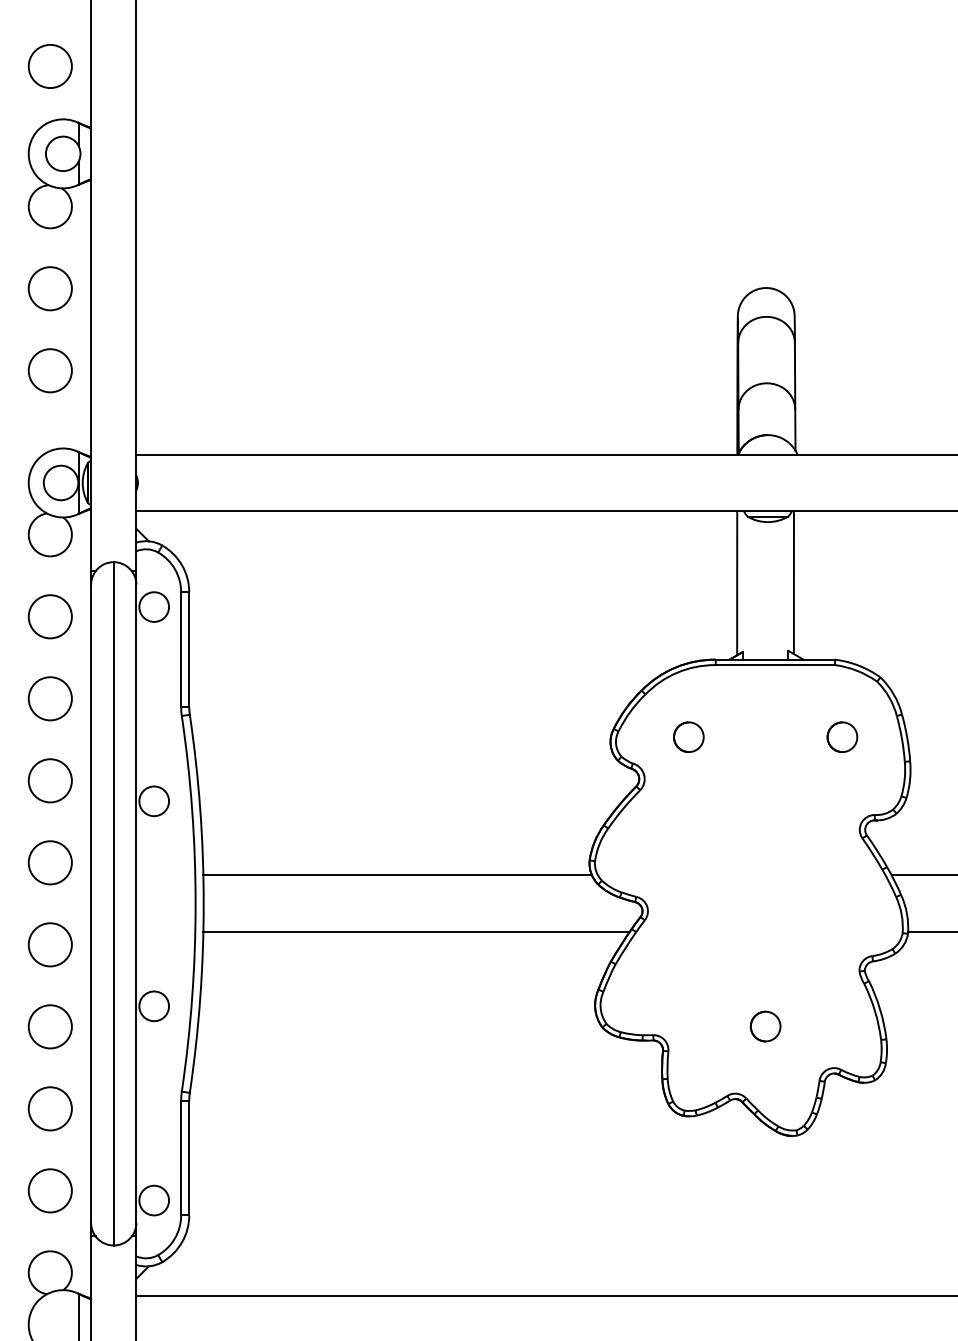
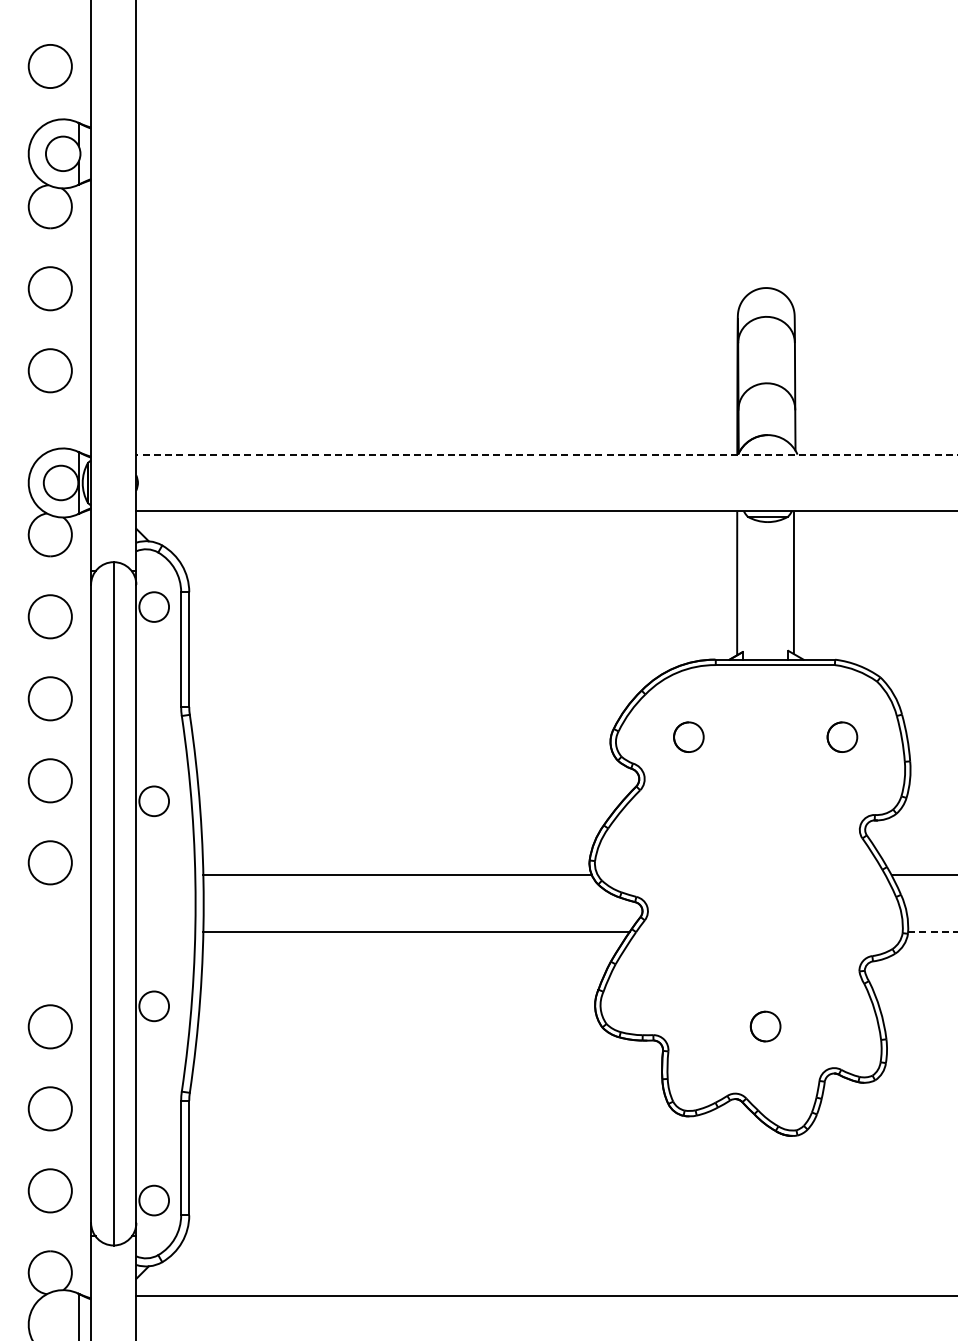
line: solid -> dashed (546, 454)
line: solid -> dashed (933, 932)
circle: present -> none (49, 944)
